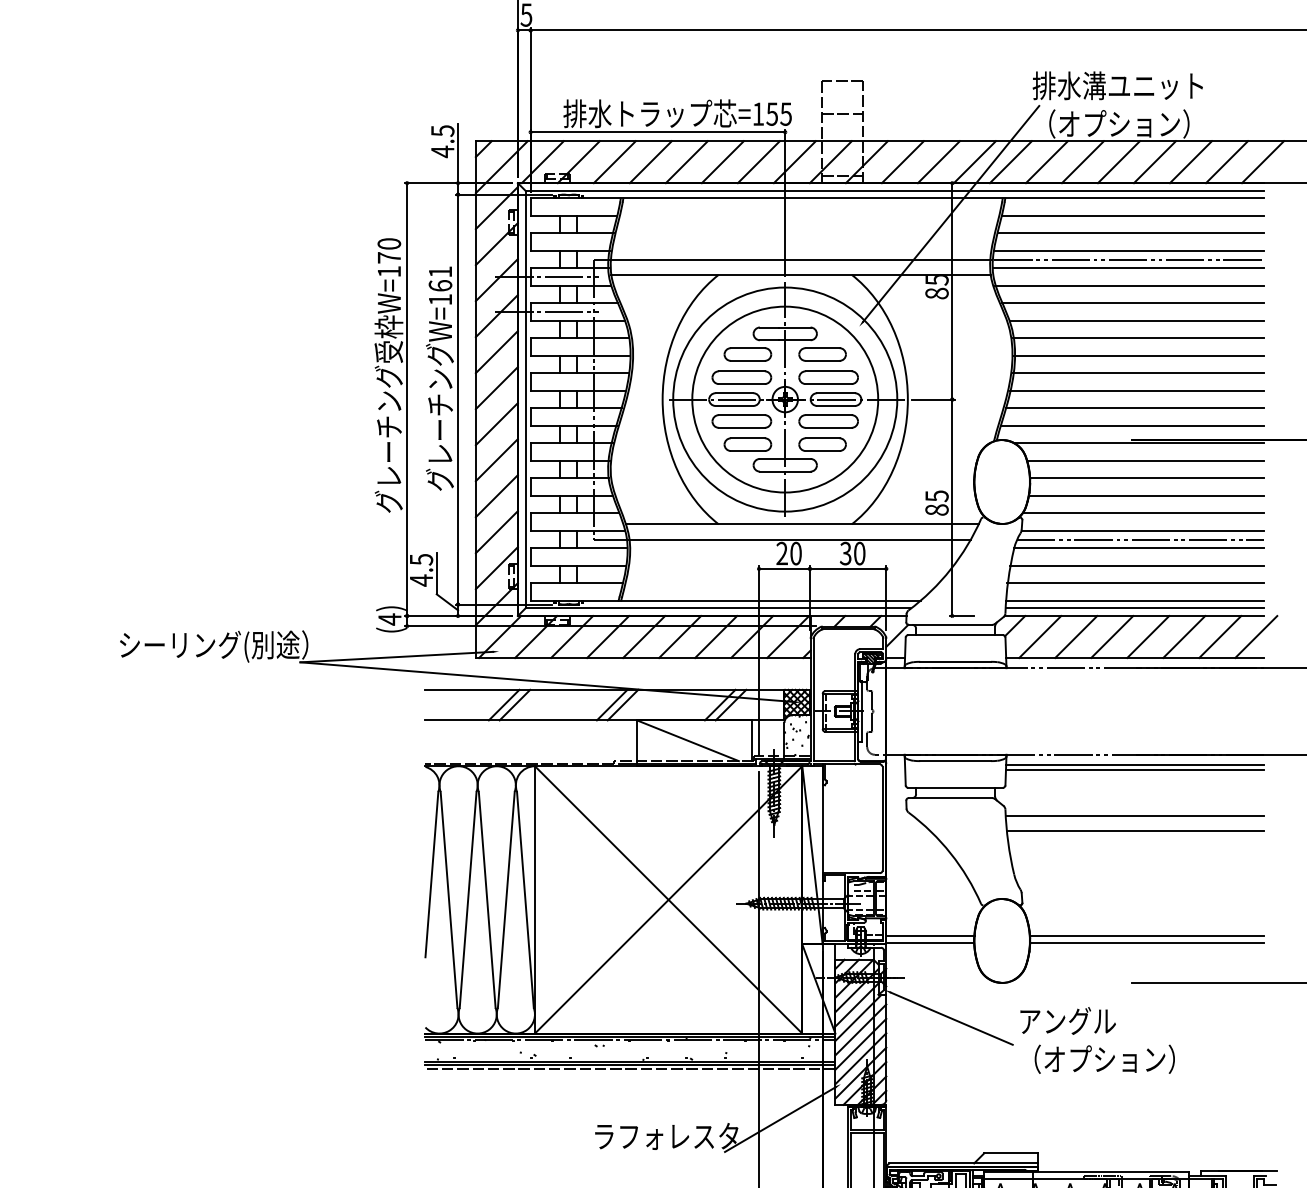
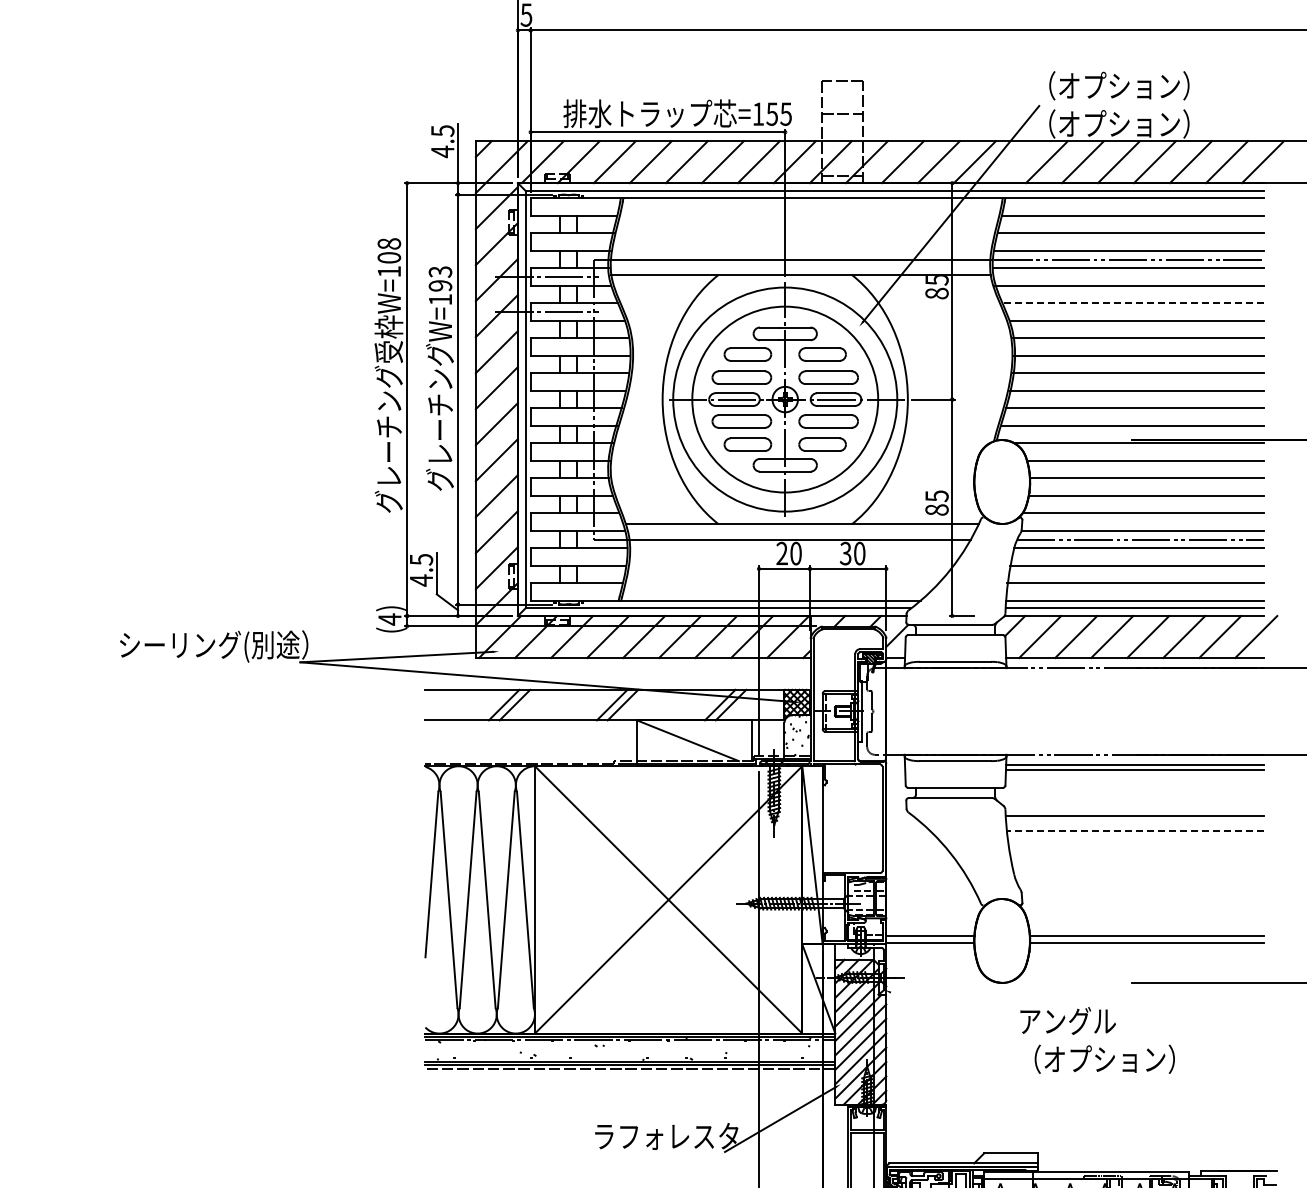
text: 排水溝ユニット -> （オプション） (1117, 85)
line: present -> none (1010, 162)
text: W=170 -> W=108 (389, 250)
text: W=161 -> W=193 (440, 278)
line: solid -> dashed (1132, 303)
line: solid -> dashed (1135, 831)
line: present -> none (951, 1018)
